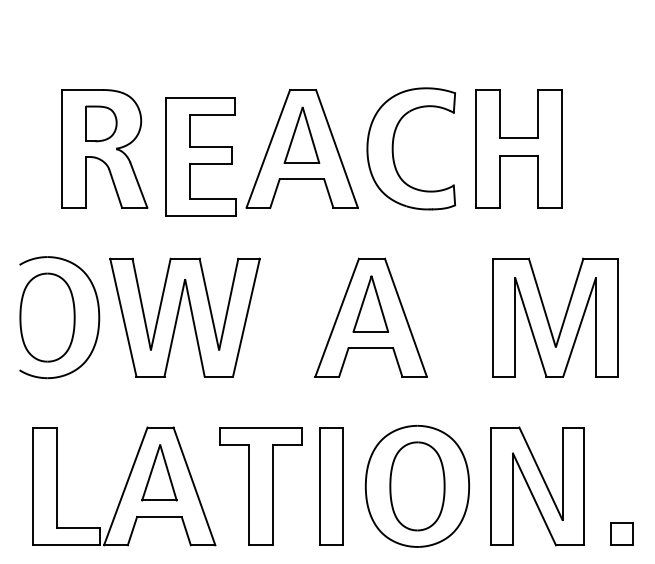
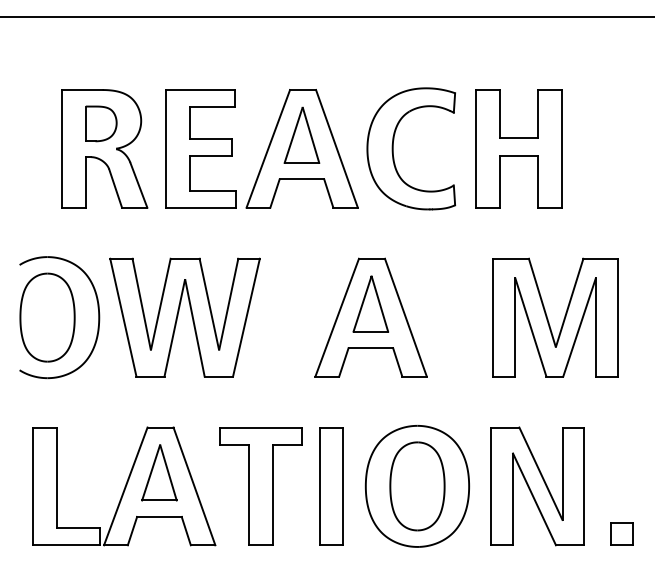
line: none -> present (326, 17)
part position: (200, 156) -> (200, 148) (200, 148)
